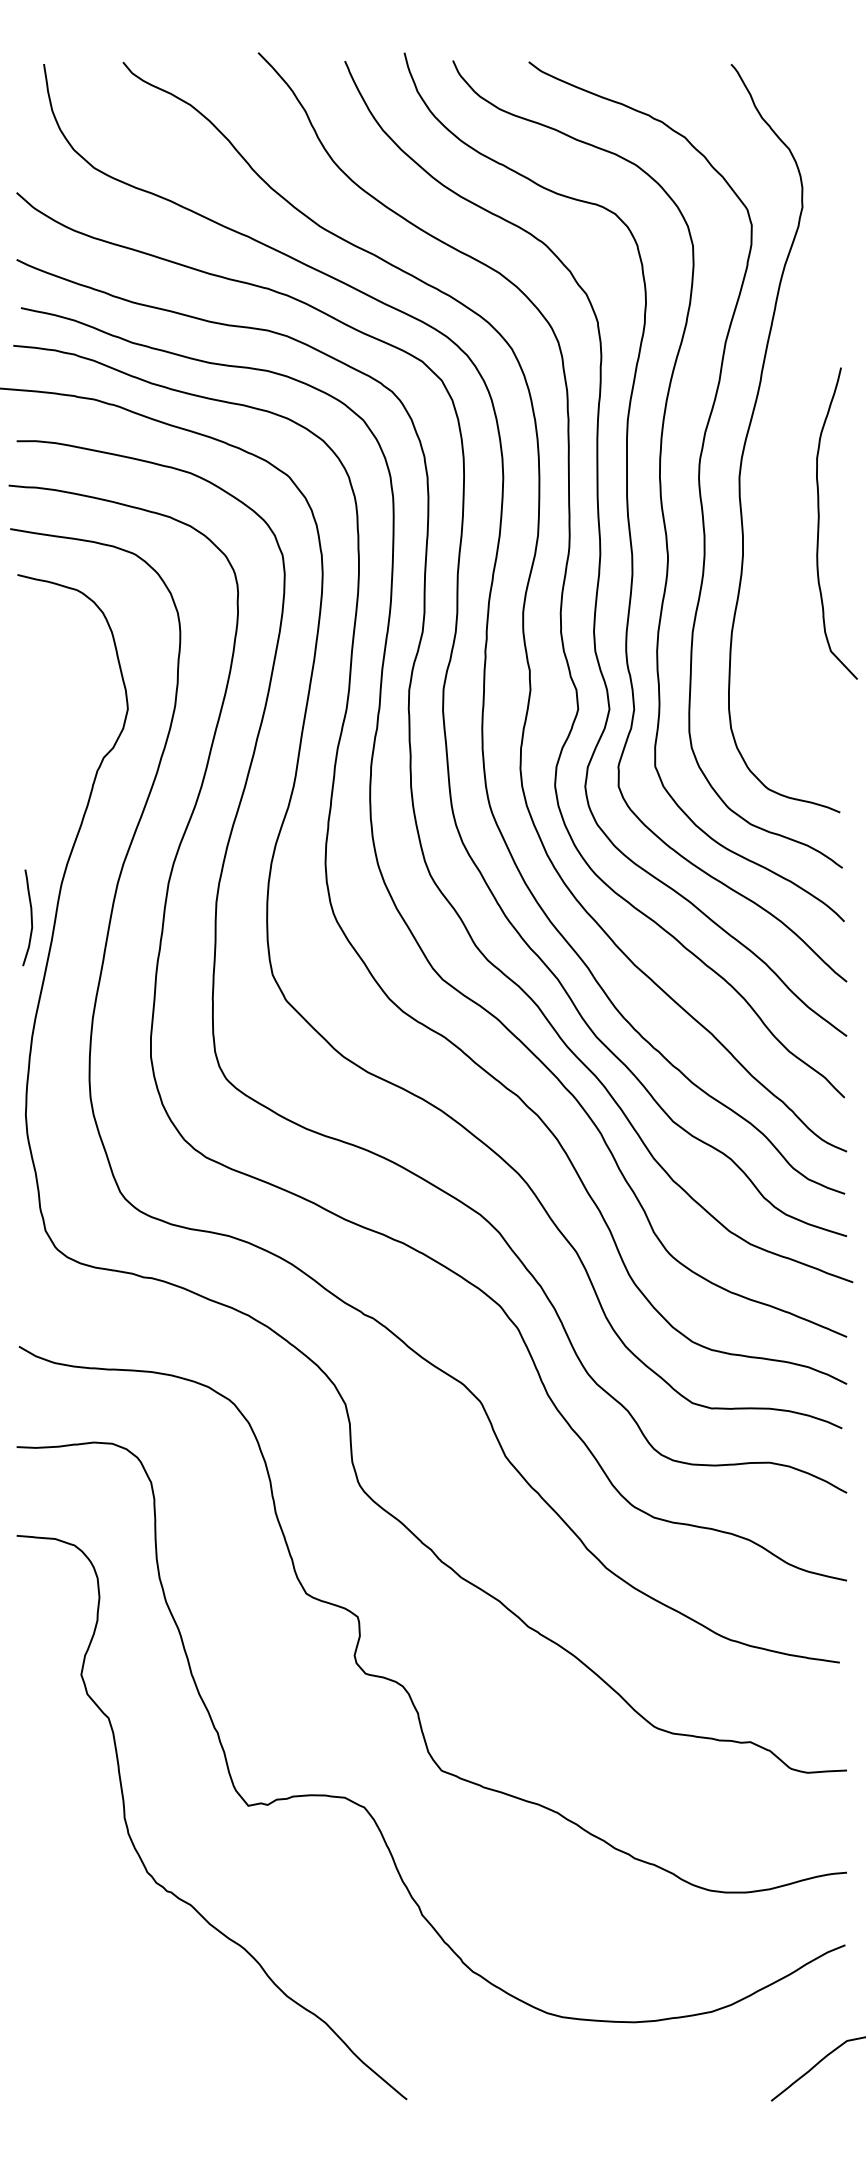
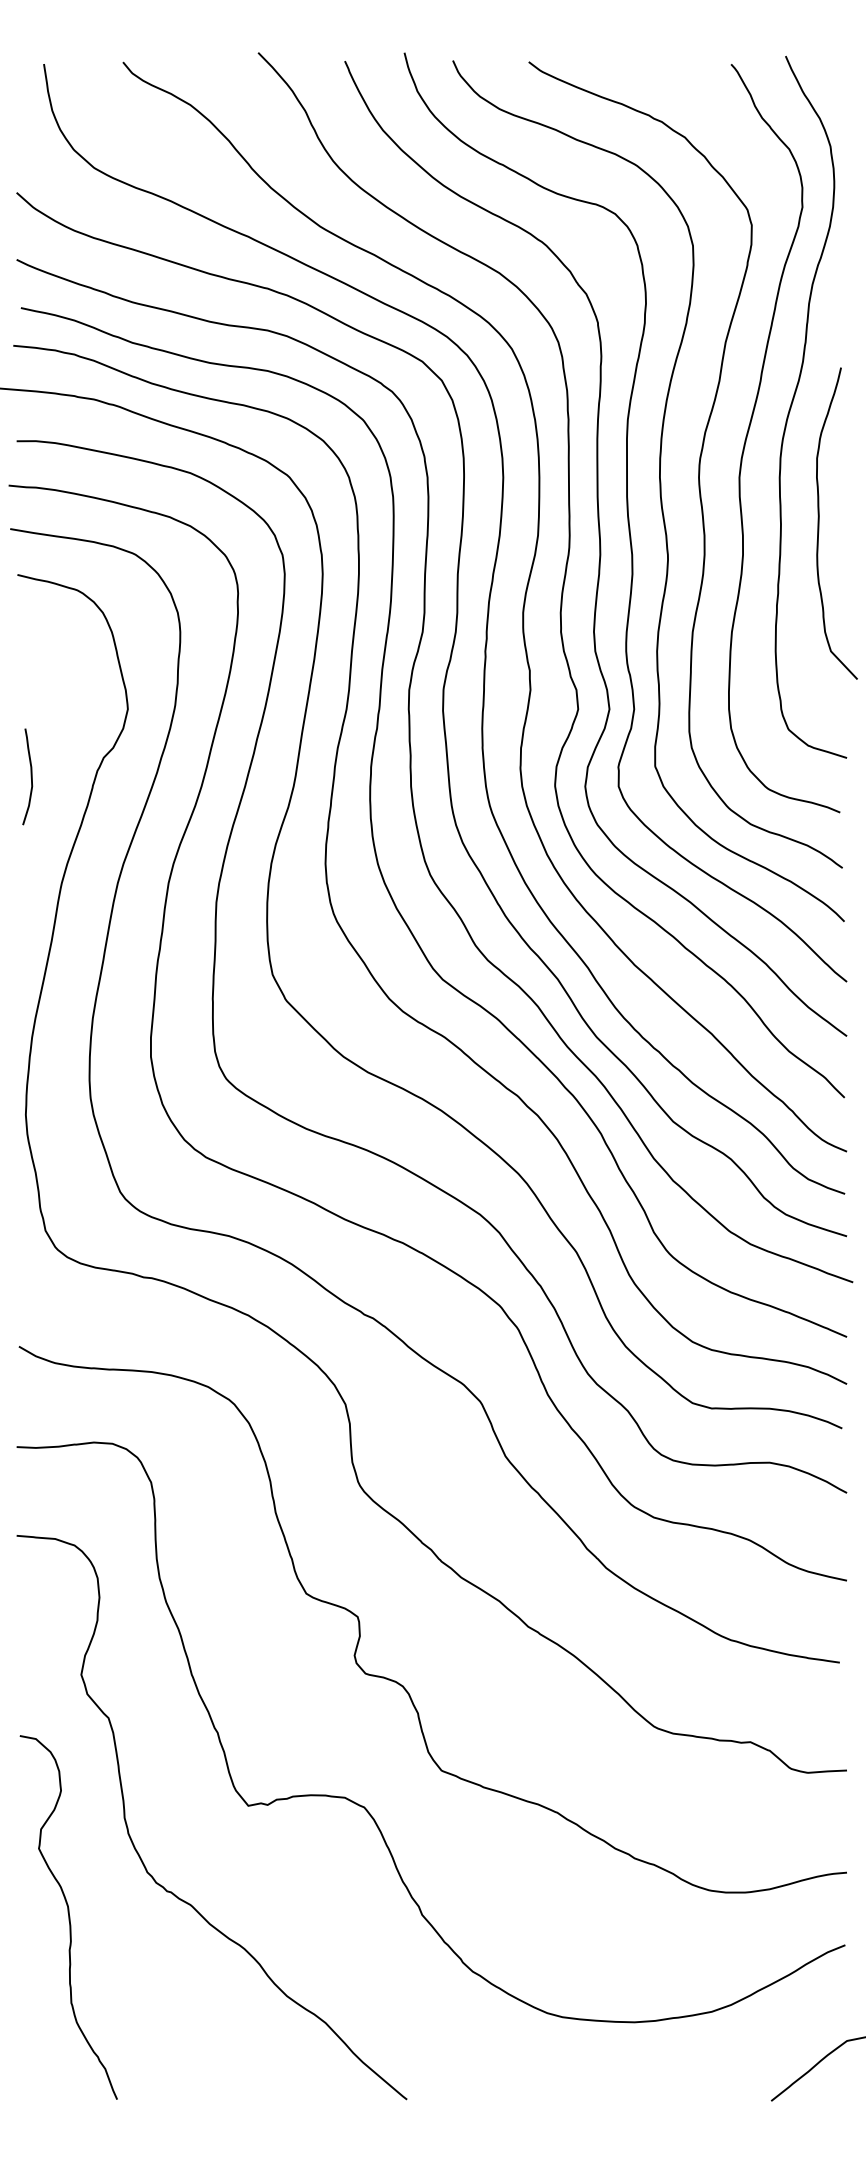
curve: none -> present (793, 402)
curve position: (30, 917) -> (30, 776) (30, 776)
curve: none -> present (68, 1917)
